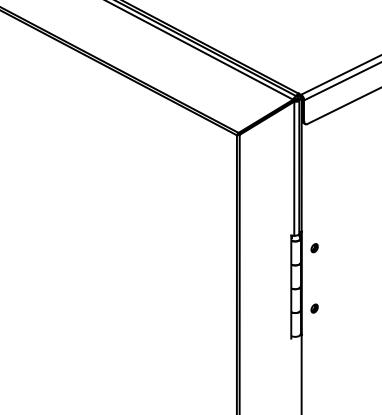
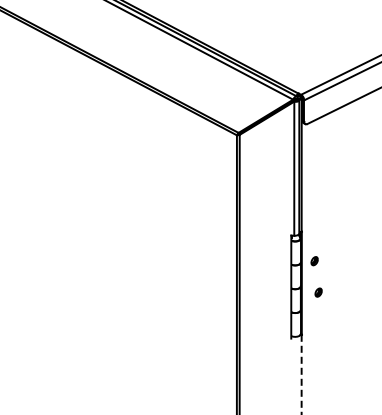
part position: (314, 248) -> (314, 261) (314, 261)
part position: (314, 308) -> (318, 292) (318, 292)
line: solid -> dashed (301, 374)
